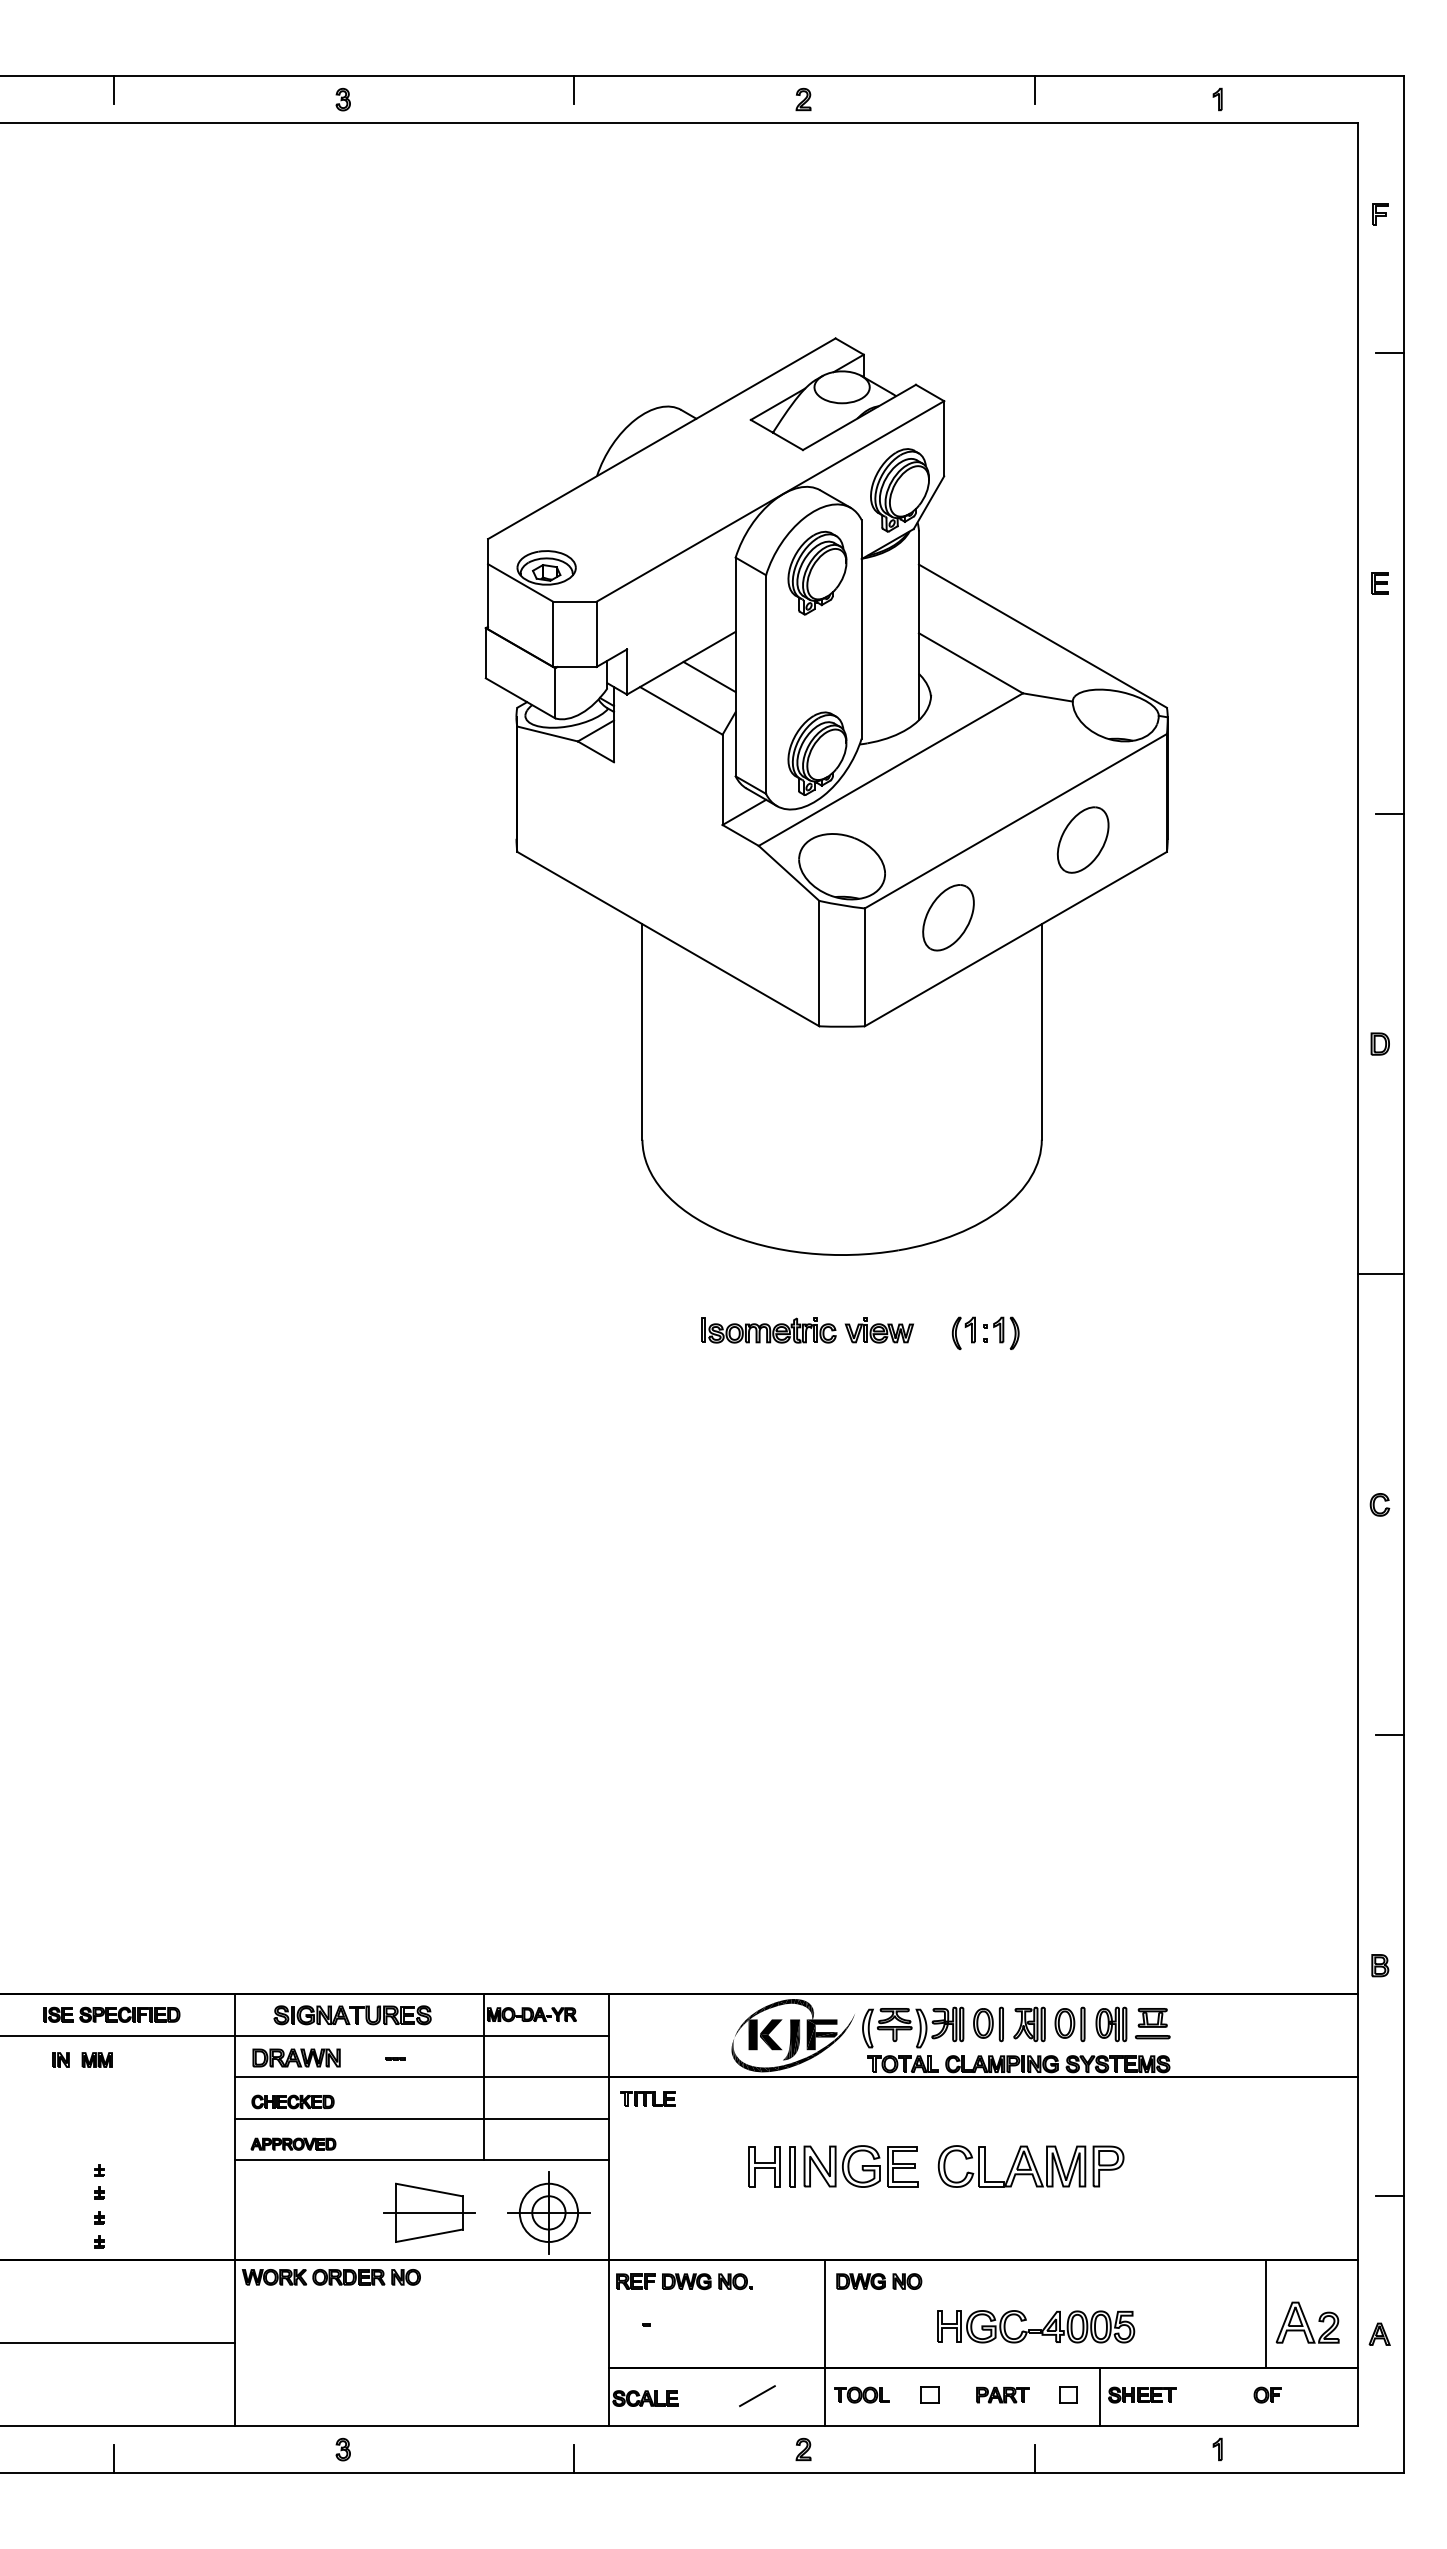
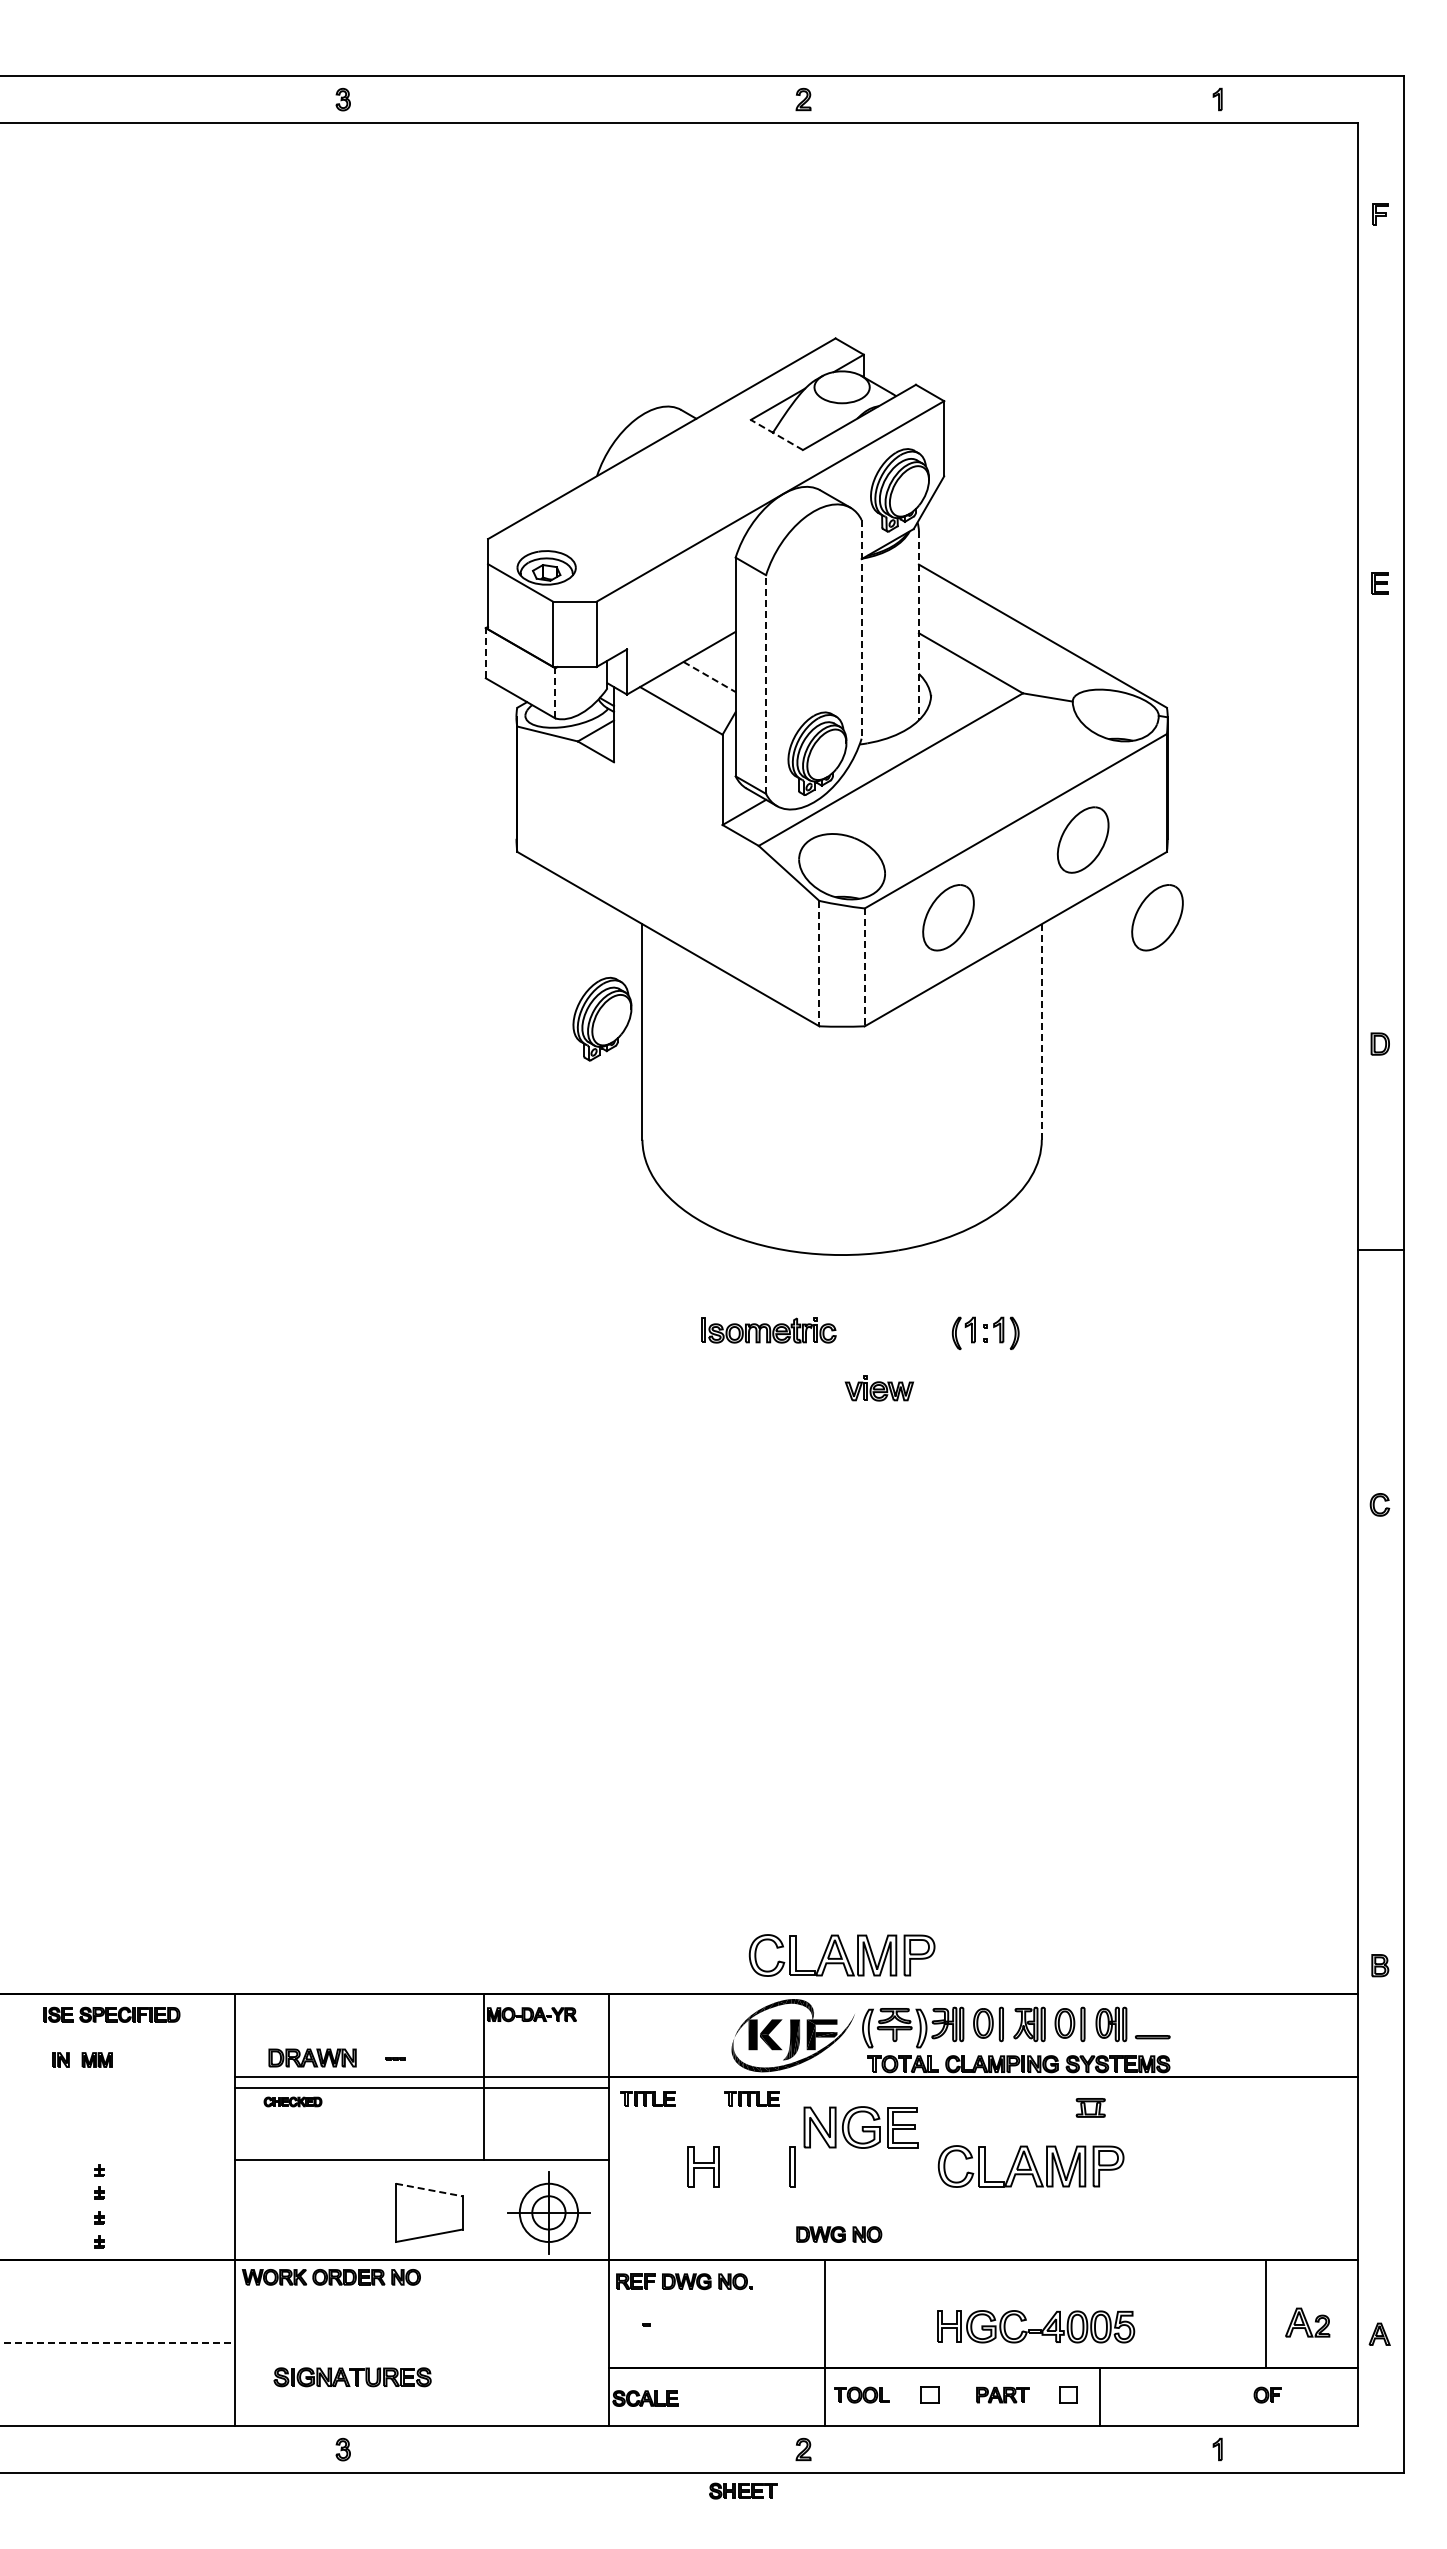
line: present -> none (113, 90)
line: present -> none (574, 90)
line: present -> none (1035, 90)
line: present -> none (1389, 352)
line: solid -> dashed (776, 434)
part position: (817, 572) -> (602, 1018) (602, 1018)
line: solid -> dashed (918, 626)
line: solid -> dashed (861, 629)
line: solid -> dashed (485, 652)
line: solid -> dashed (710, 677)
line: solid -> dashed (766, 684)
line: solid -> dashed (555, 692)
line: present -> none (1389, 813)
part: none -> present (1157, 917)
line: solid -> dashed (819, 963)
line: solid -> dashed (864, 967)
line: solid -> dashed (1041, 1031)
line position: (1380, 1274) -> (1380, 1250) (1380, 1250)
part position: (878, 1330) -> (878, 1388) (878, 1388)
line: present -> none (1389, 1735)
part: none -> present (841, 1955)
part position: (352, 2015) -> (352, 2377) (352, 2377)
part position: (1152, 2017) -> (1090, 2107) (1090, 2107)
line: present -> none (305, 2035)
part position: (296, 2057) -> (312, 2057) (312, 2057)
part: none -> present (751, 2098)
part size: 84x16 px -> 60x12 px (292, 2101)
line position: (421, 2118) -> (421, 2087) (421, 2087)
part: present -> none (293, 2143)
part position: (764, 2166) -> (703, 2166) (703, 2166)
part position: (860, 2166) -> (860, 2127) (860, 2127)
line: solid -> dashed (429, 2190)
line: present -> none (1389, 2196)
line: present -> none (429, 2212)
part position: (879, 2281) -> (839, 2234) (839, 2234)
part size: 65x43 px -> 46x31 px (1307, 2322)
line: solid -> dashed (118, 2343)
part position: (1142, 2394) -> (743, 2490) (743, 2490)
line: present -> none (757, 2396)
line: present -> none (113, 2458)
line: present -> none (574, 2458)
line: present -> none (1035, 2458)
